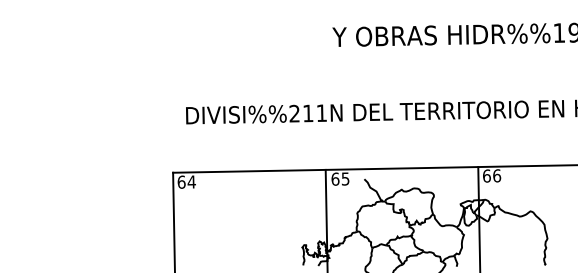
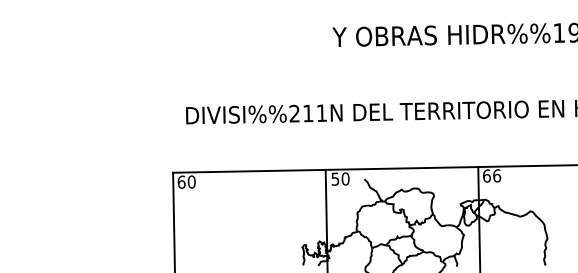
text: 65 -> 50 (340, 178)
text: 64 -> 60 (191, 181)
